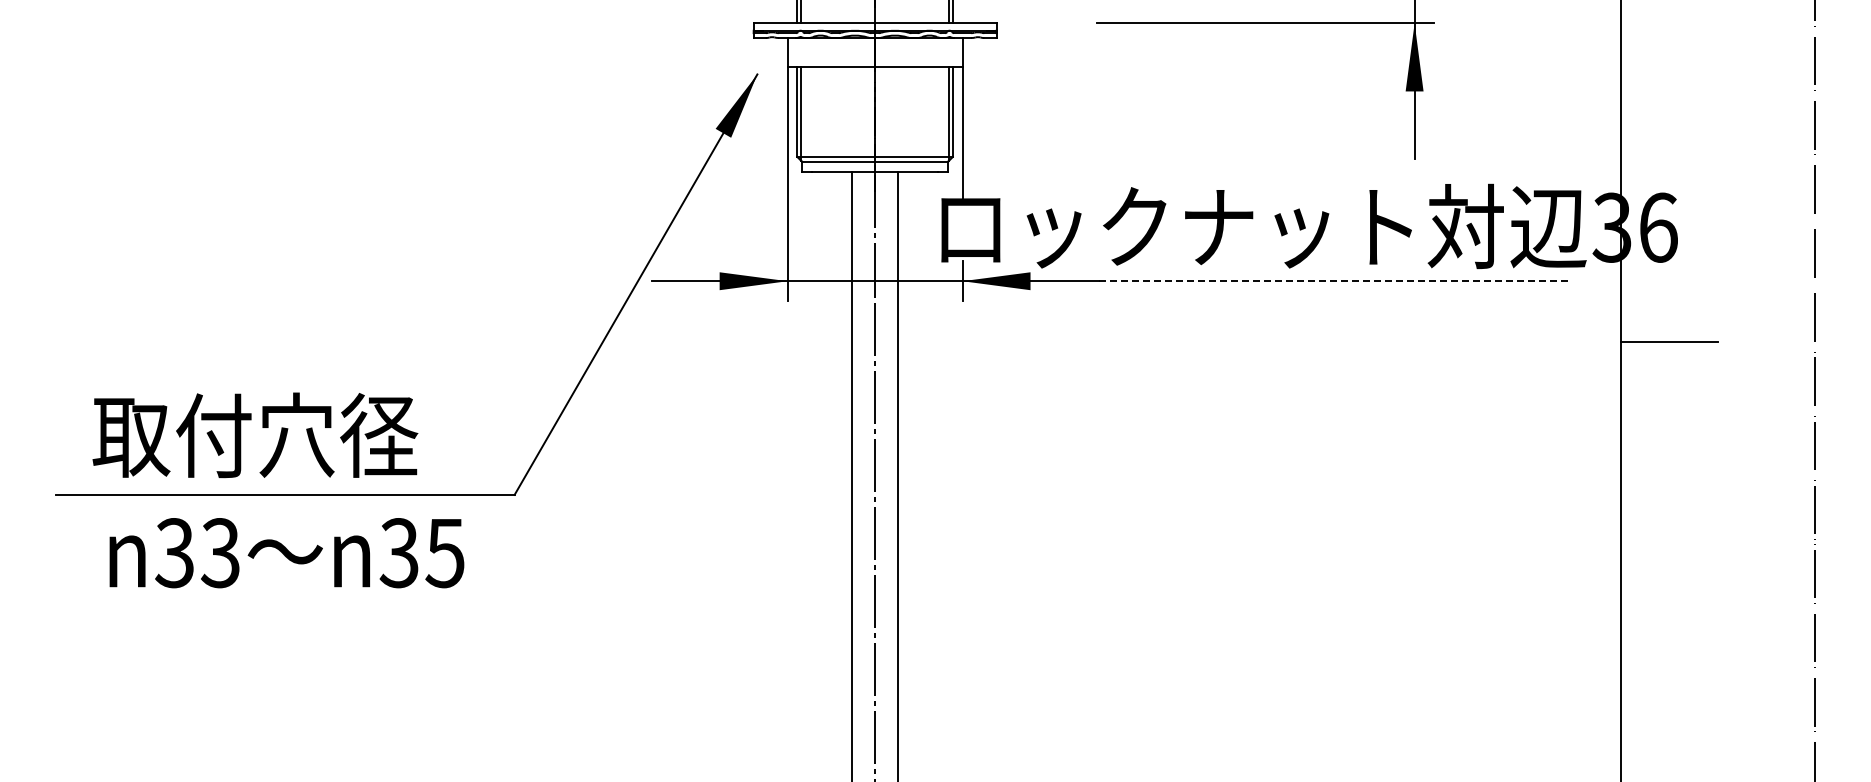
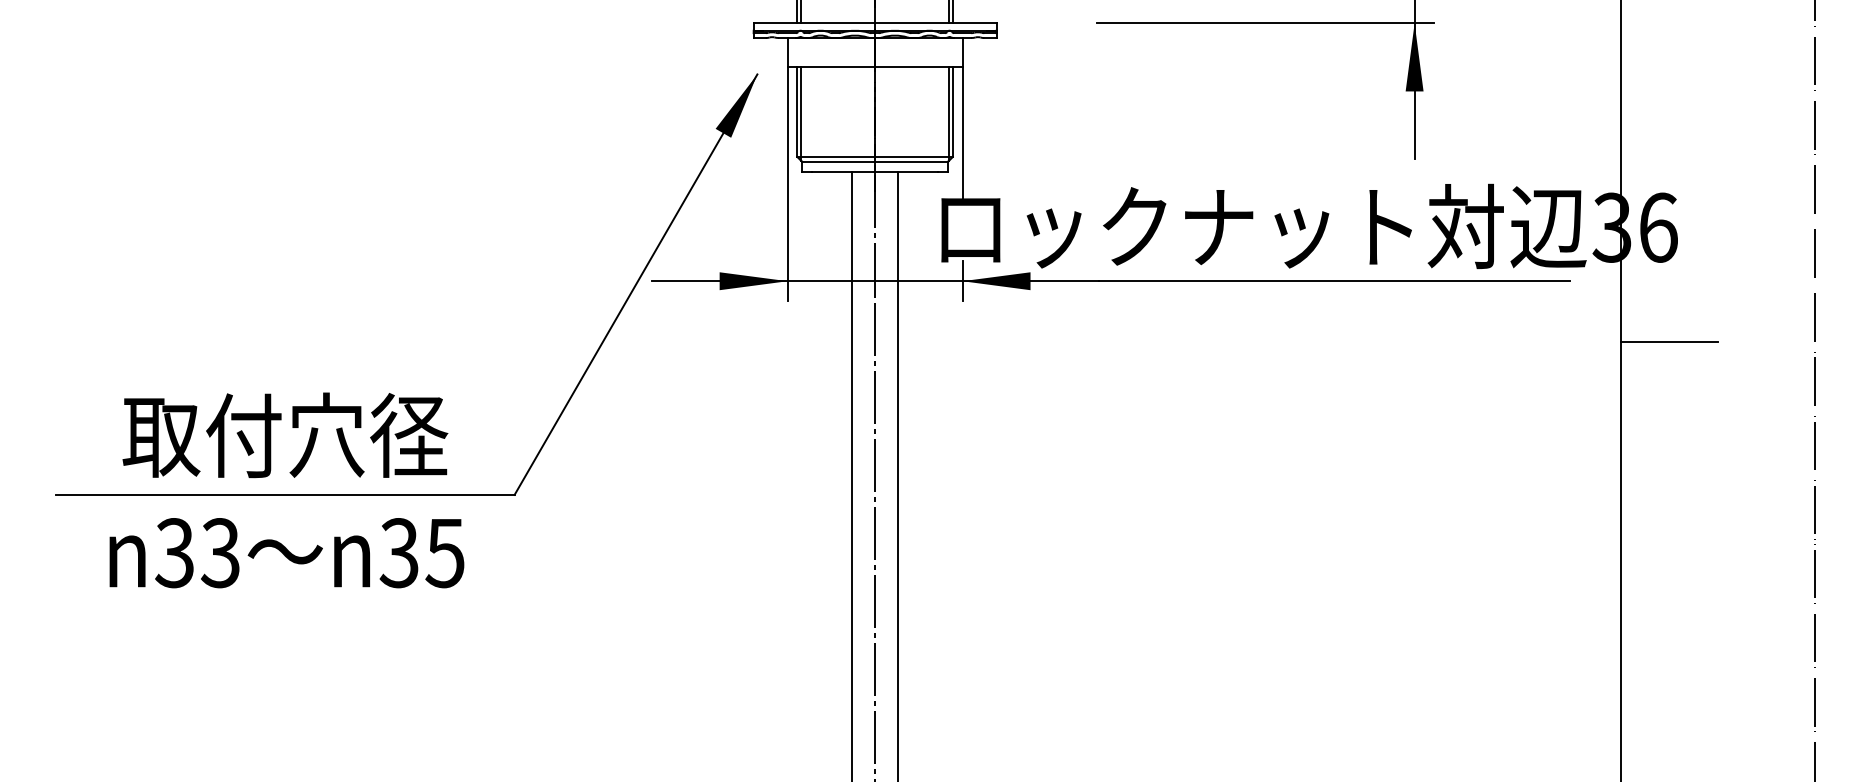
line: dashed -> solid (1334, 281)
text position: (255, 435) -> (285, 435) (285, 435)
